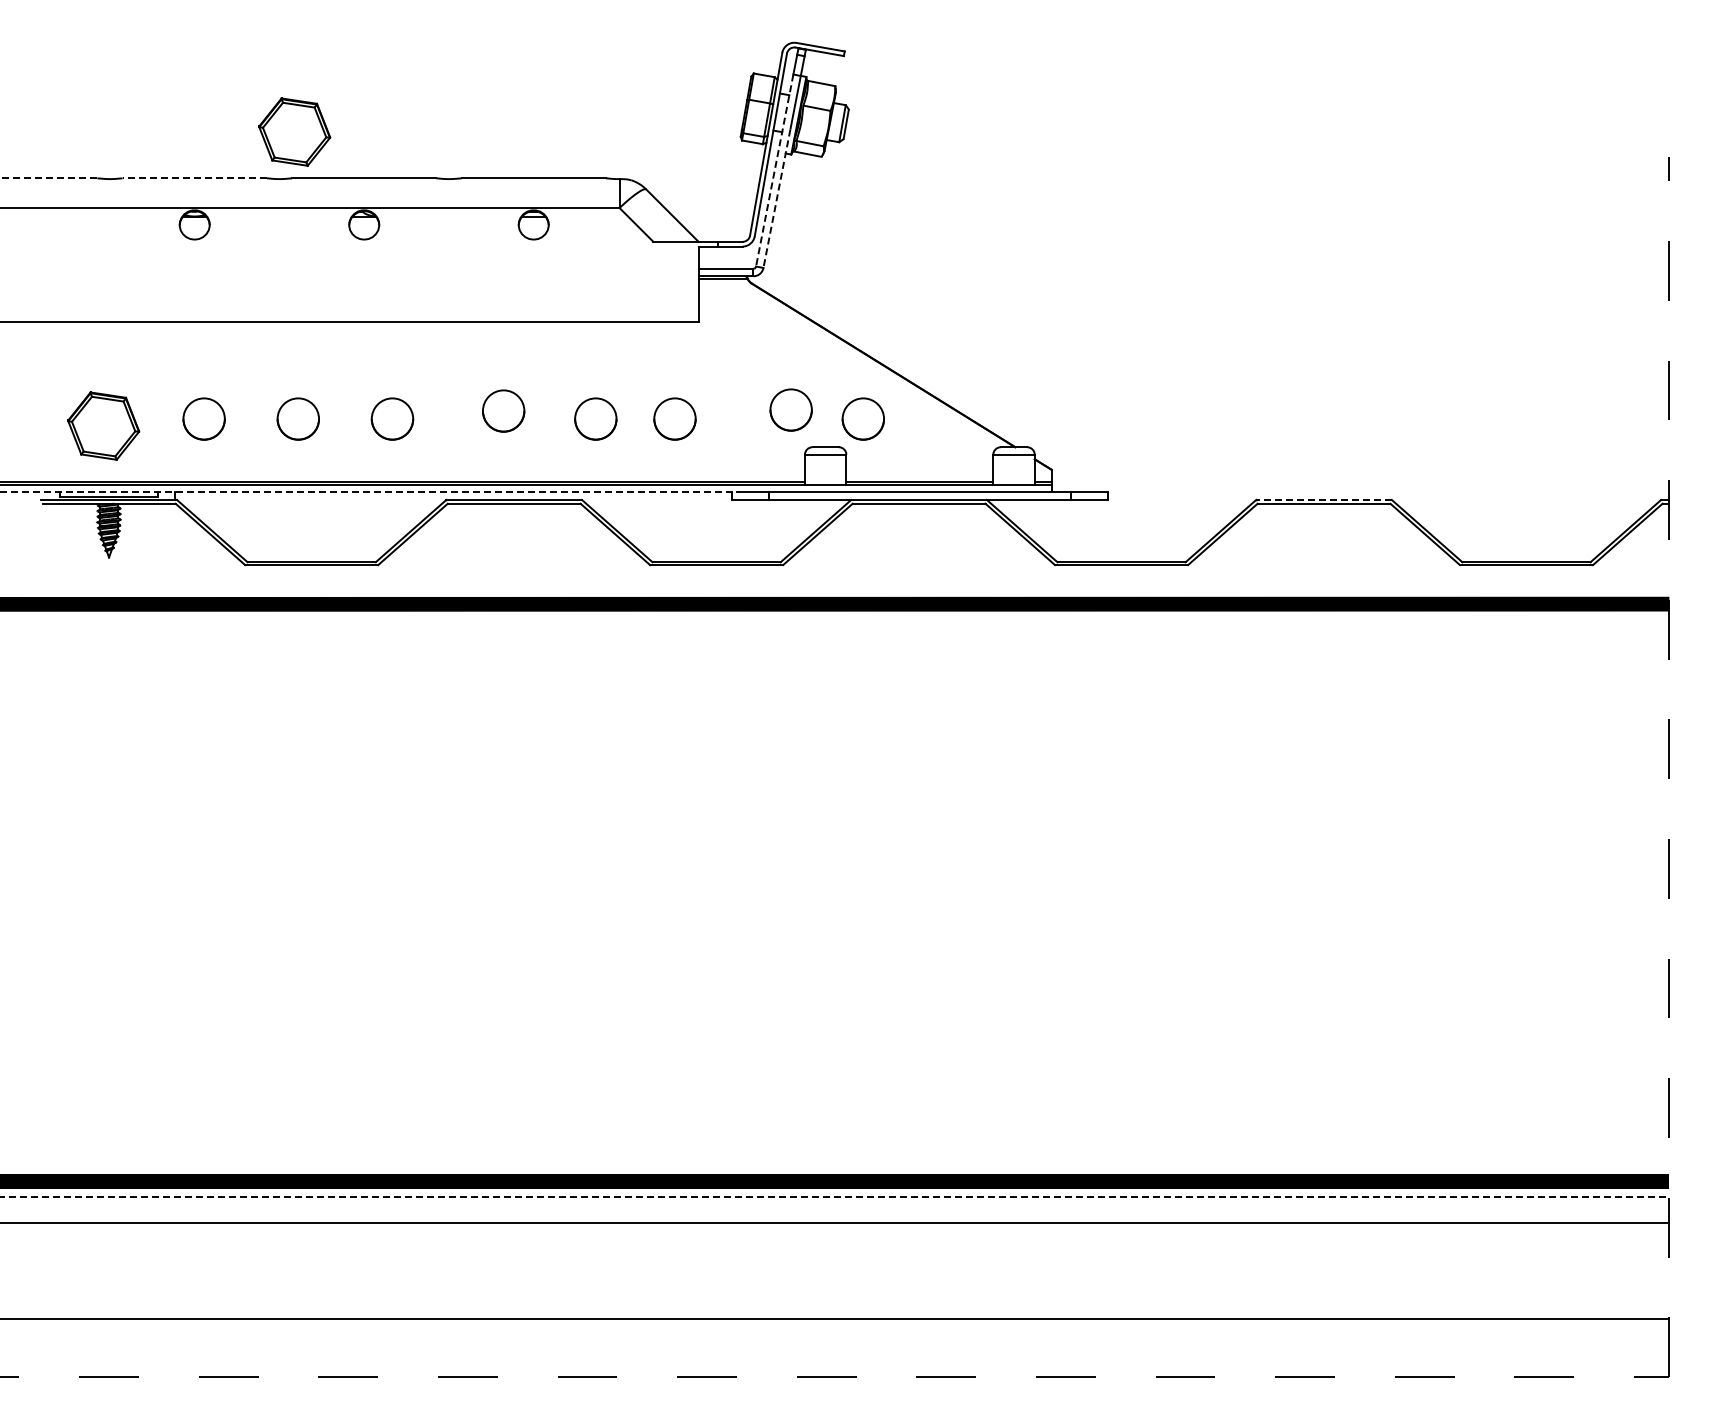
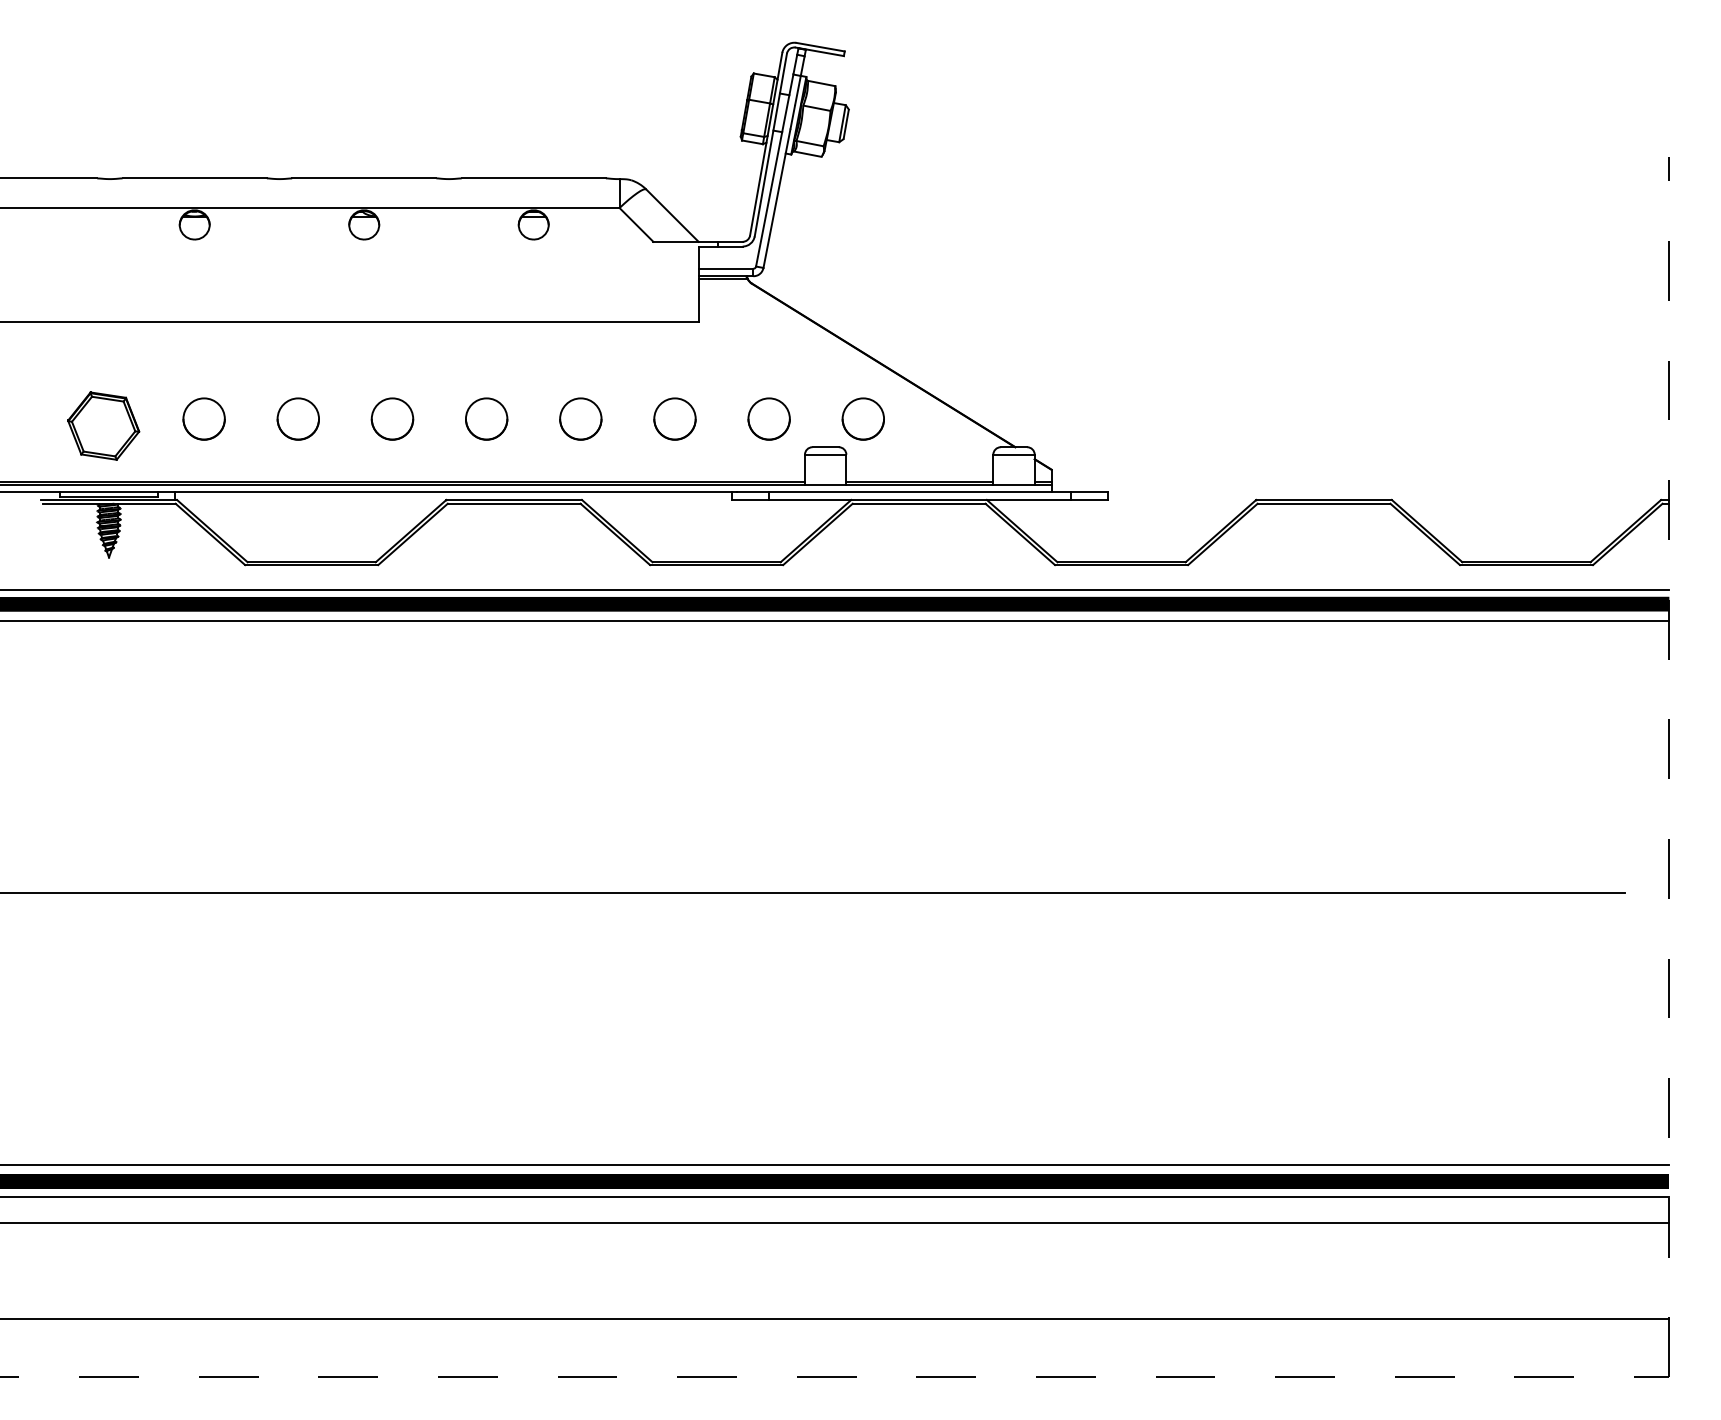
part: present -> none (294, 131)
line: dashed -> solid (774, 170)
line: dashed -> solid (48, 178)
line: dashed -> solid (194, 178)
line: dashed -> solid (776, 199)
circle position: (790, 409) -> (768, 418) (768, 418)
circle position: (503, 410) -> (486, 418) (486, 418)
circle position: (595, 418) -> (580, 418) (580, 418)
line: dashed -> solid (368, 492)
line: dashed -> solid (1324, 499)
line: none -> present (835, 589)
line: none -> present (835, 621)
line: none -> present (813, 893)
line: none -> present (835, 1165)
line: dashed -> solid (835, 1197)
